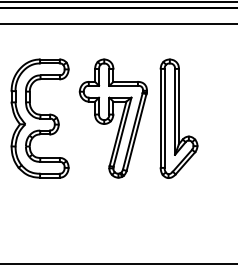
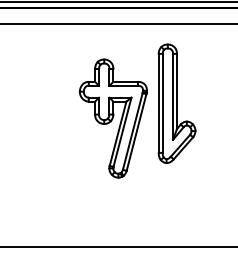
part: present -> none (39, 118)
part position: (178, 118) -> (176, 103) (176, 103)
line position: (118, 264) -> (118, 247) (118, 247)
